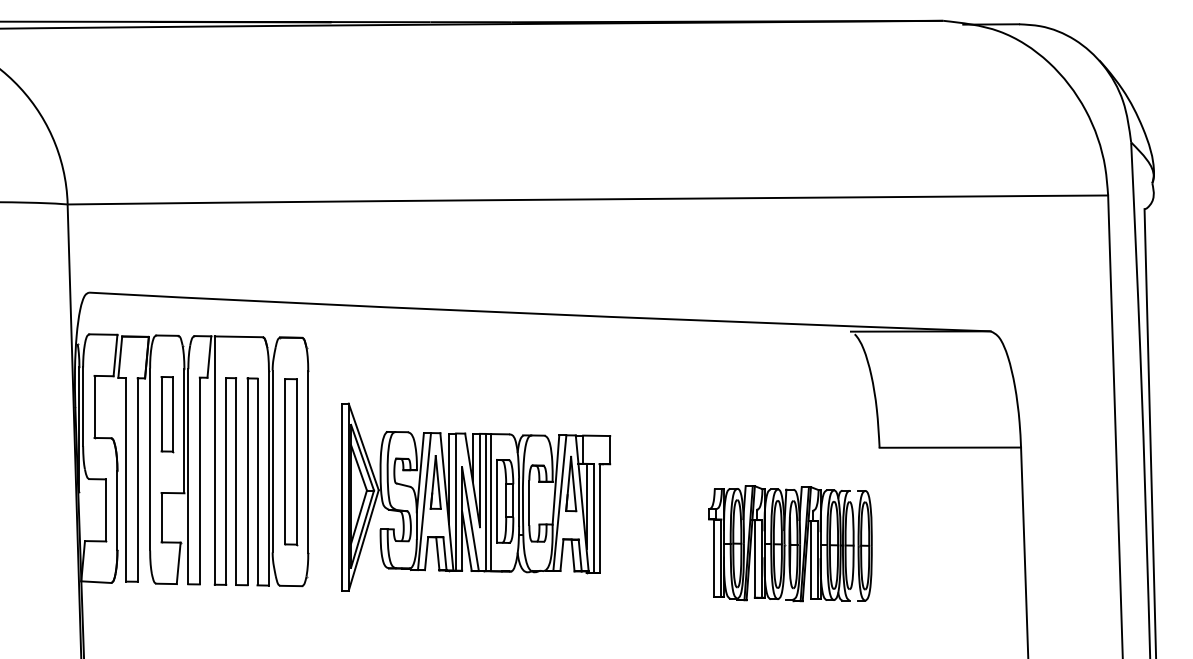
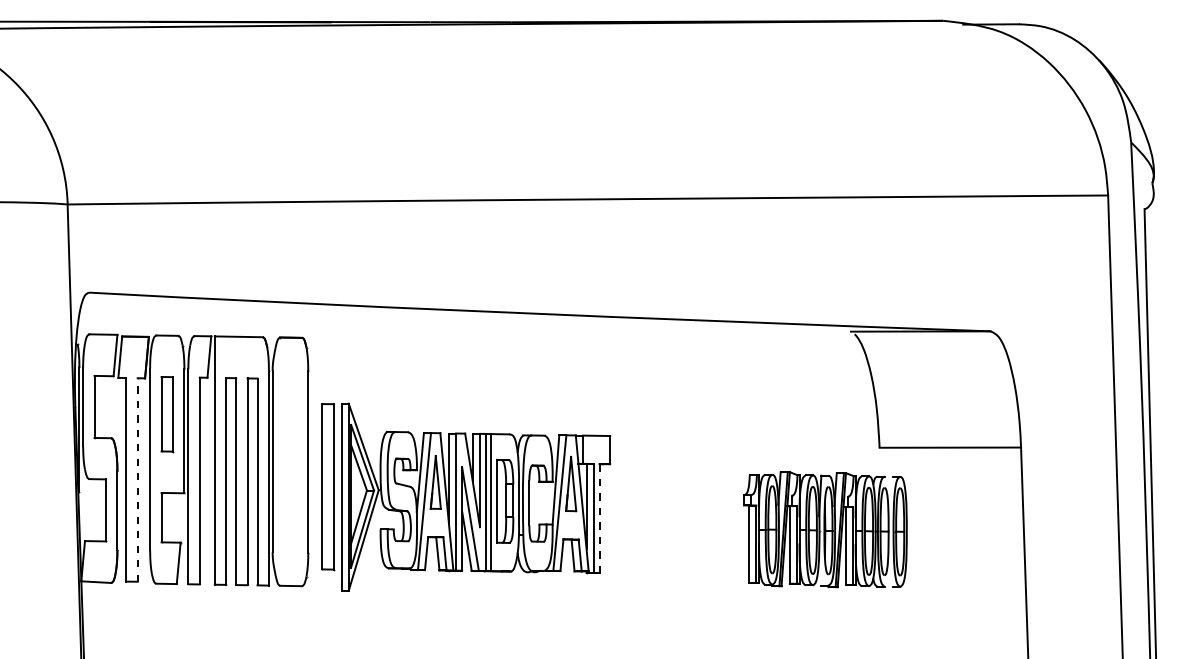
part position: (291, 462) -> (328, 487) (328, 487)
line: solid -> dashed (137, 480)
line: solid -> dashed (599, 518)
part position: (790, 543) -> (825, 529) (825, 529)
